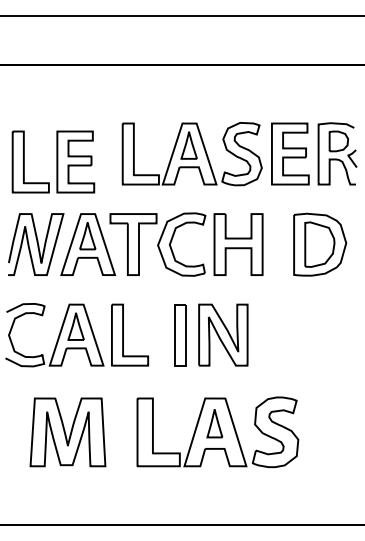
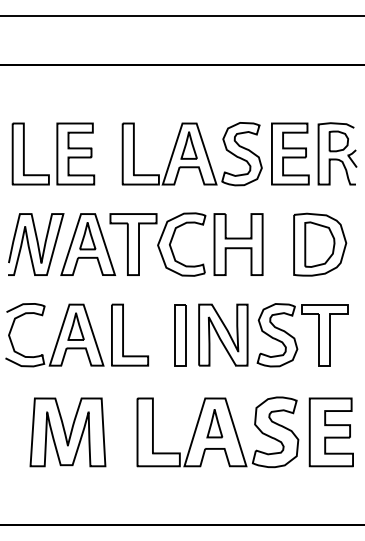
part position: (53, 161) -> (53, 153) (53, 153)
part: none -> present (295, 338)
curve: none -> present (330, 436)
